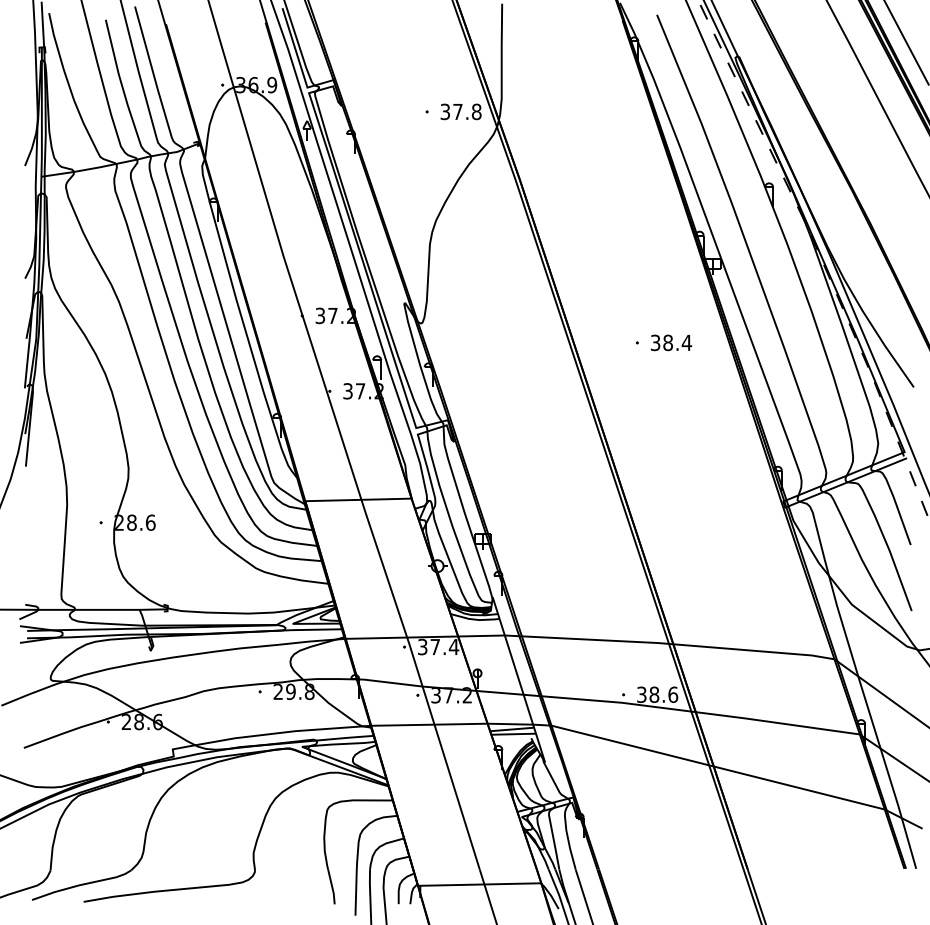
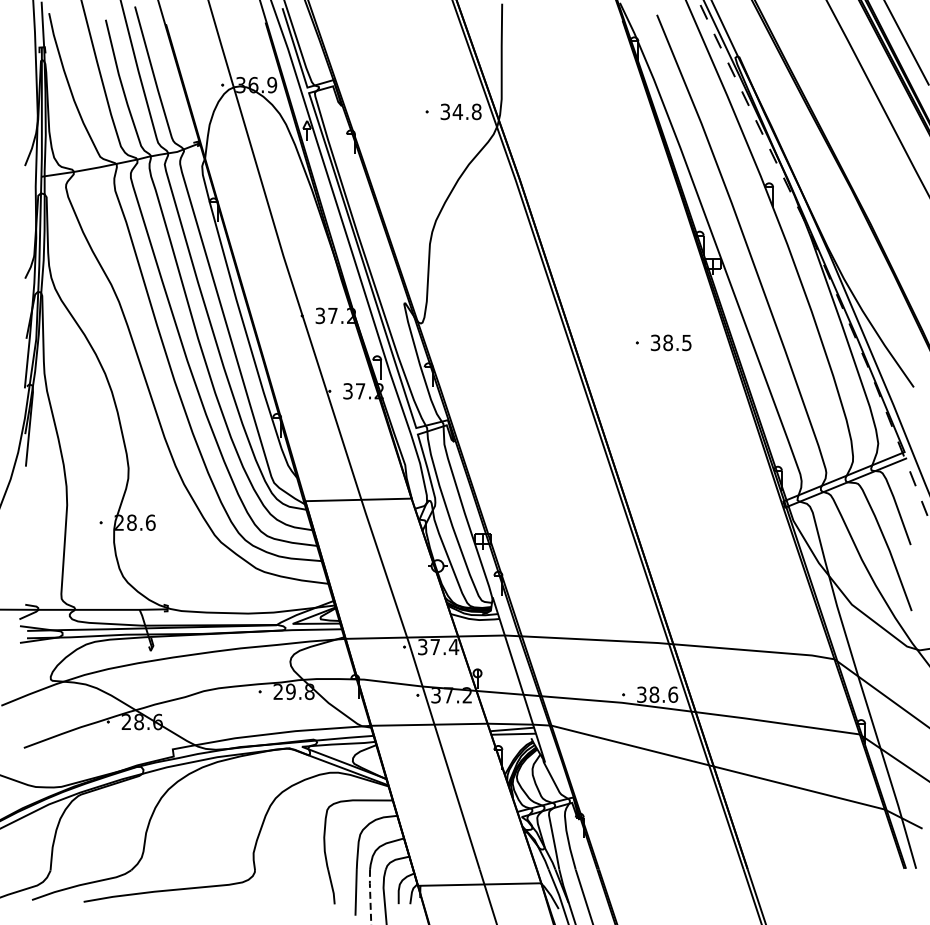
text: 37.8 -> 34.8 (457, 111)
text: 38.4 -> 38.5 (686, 343)
line: solid -> dashed (370, 896)
